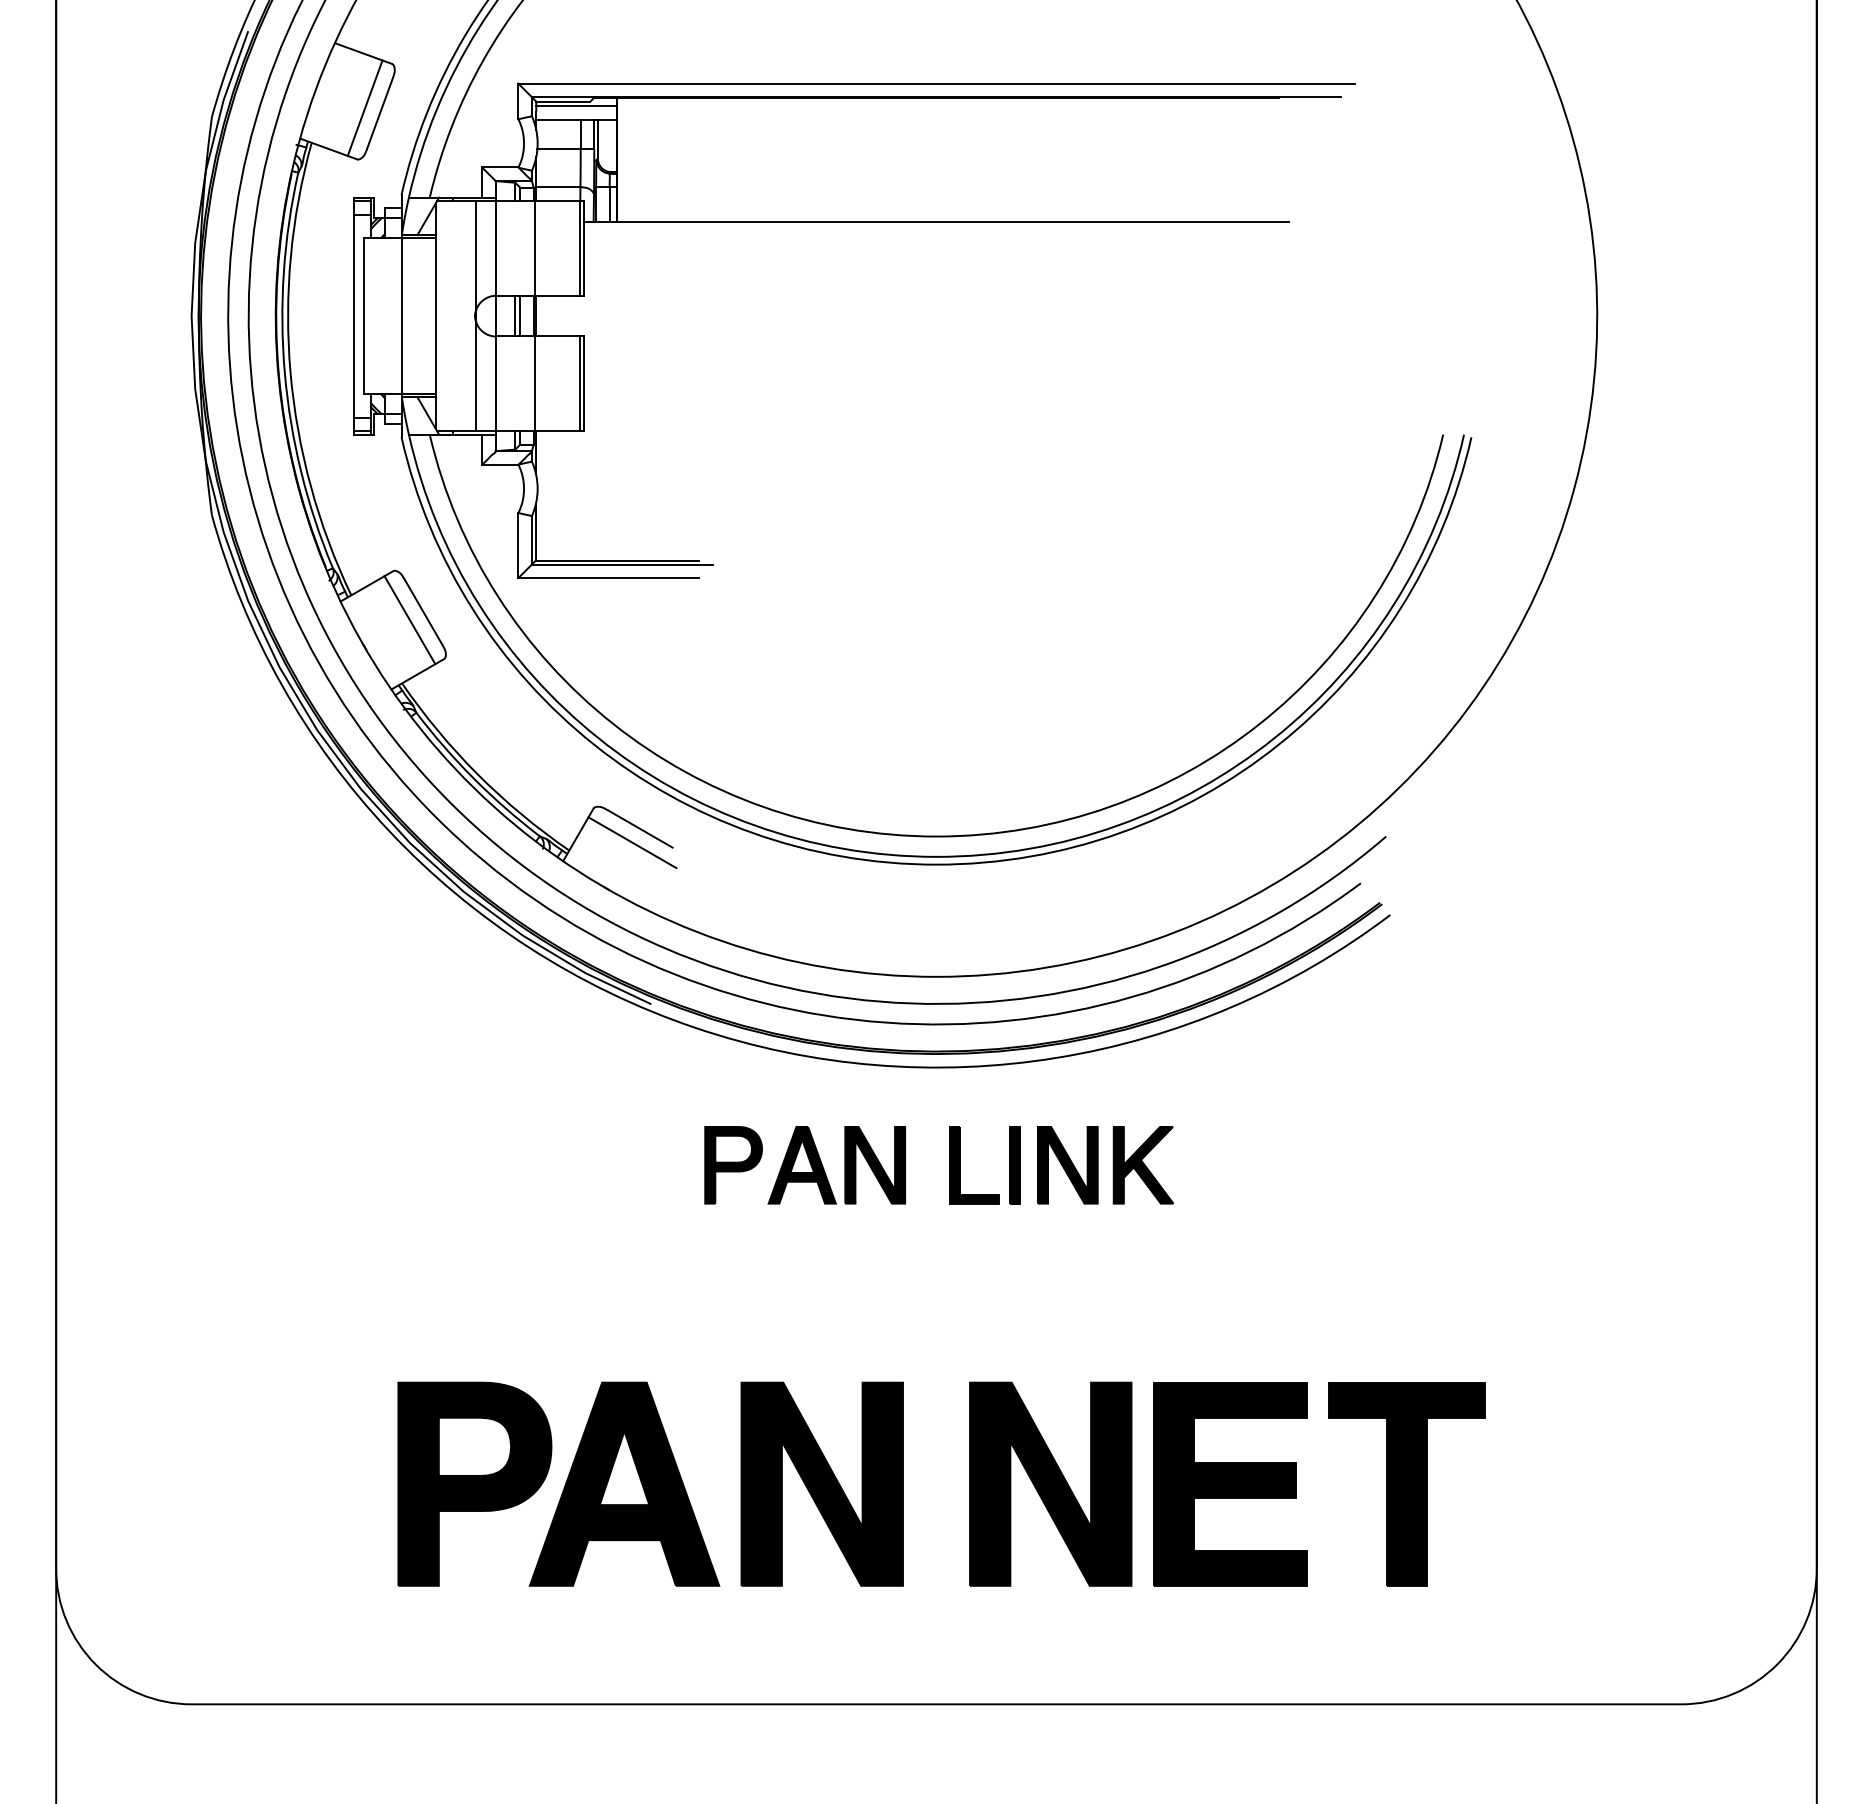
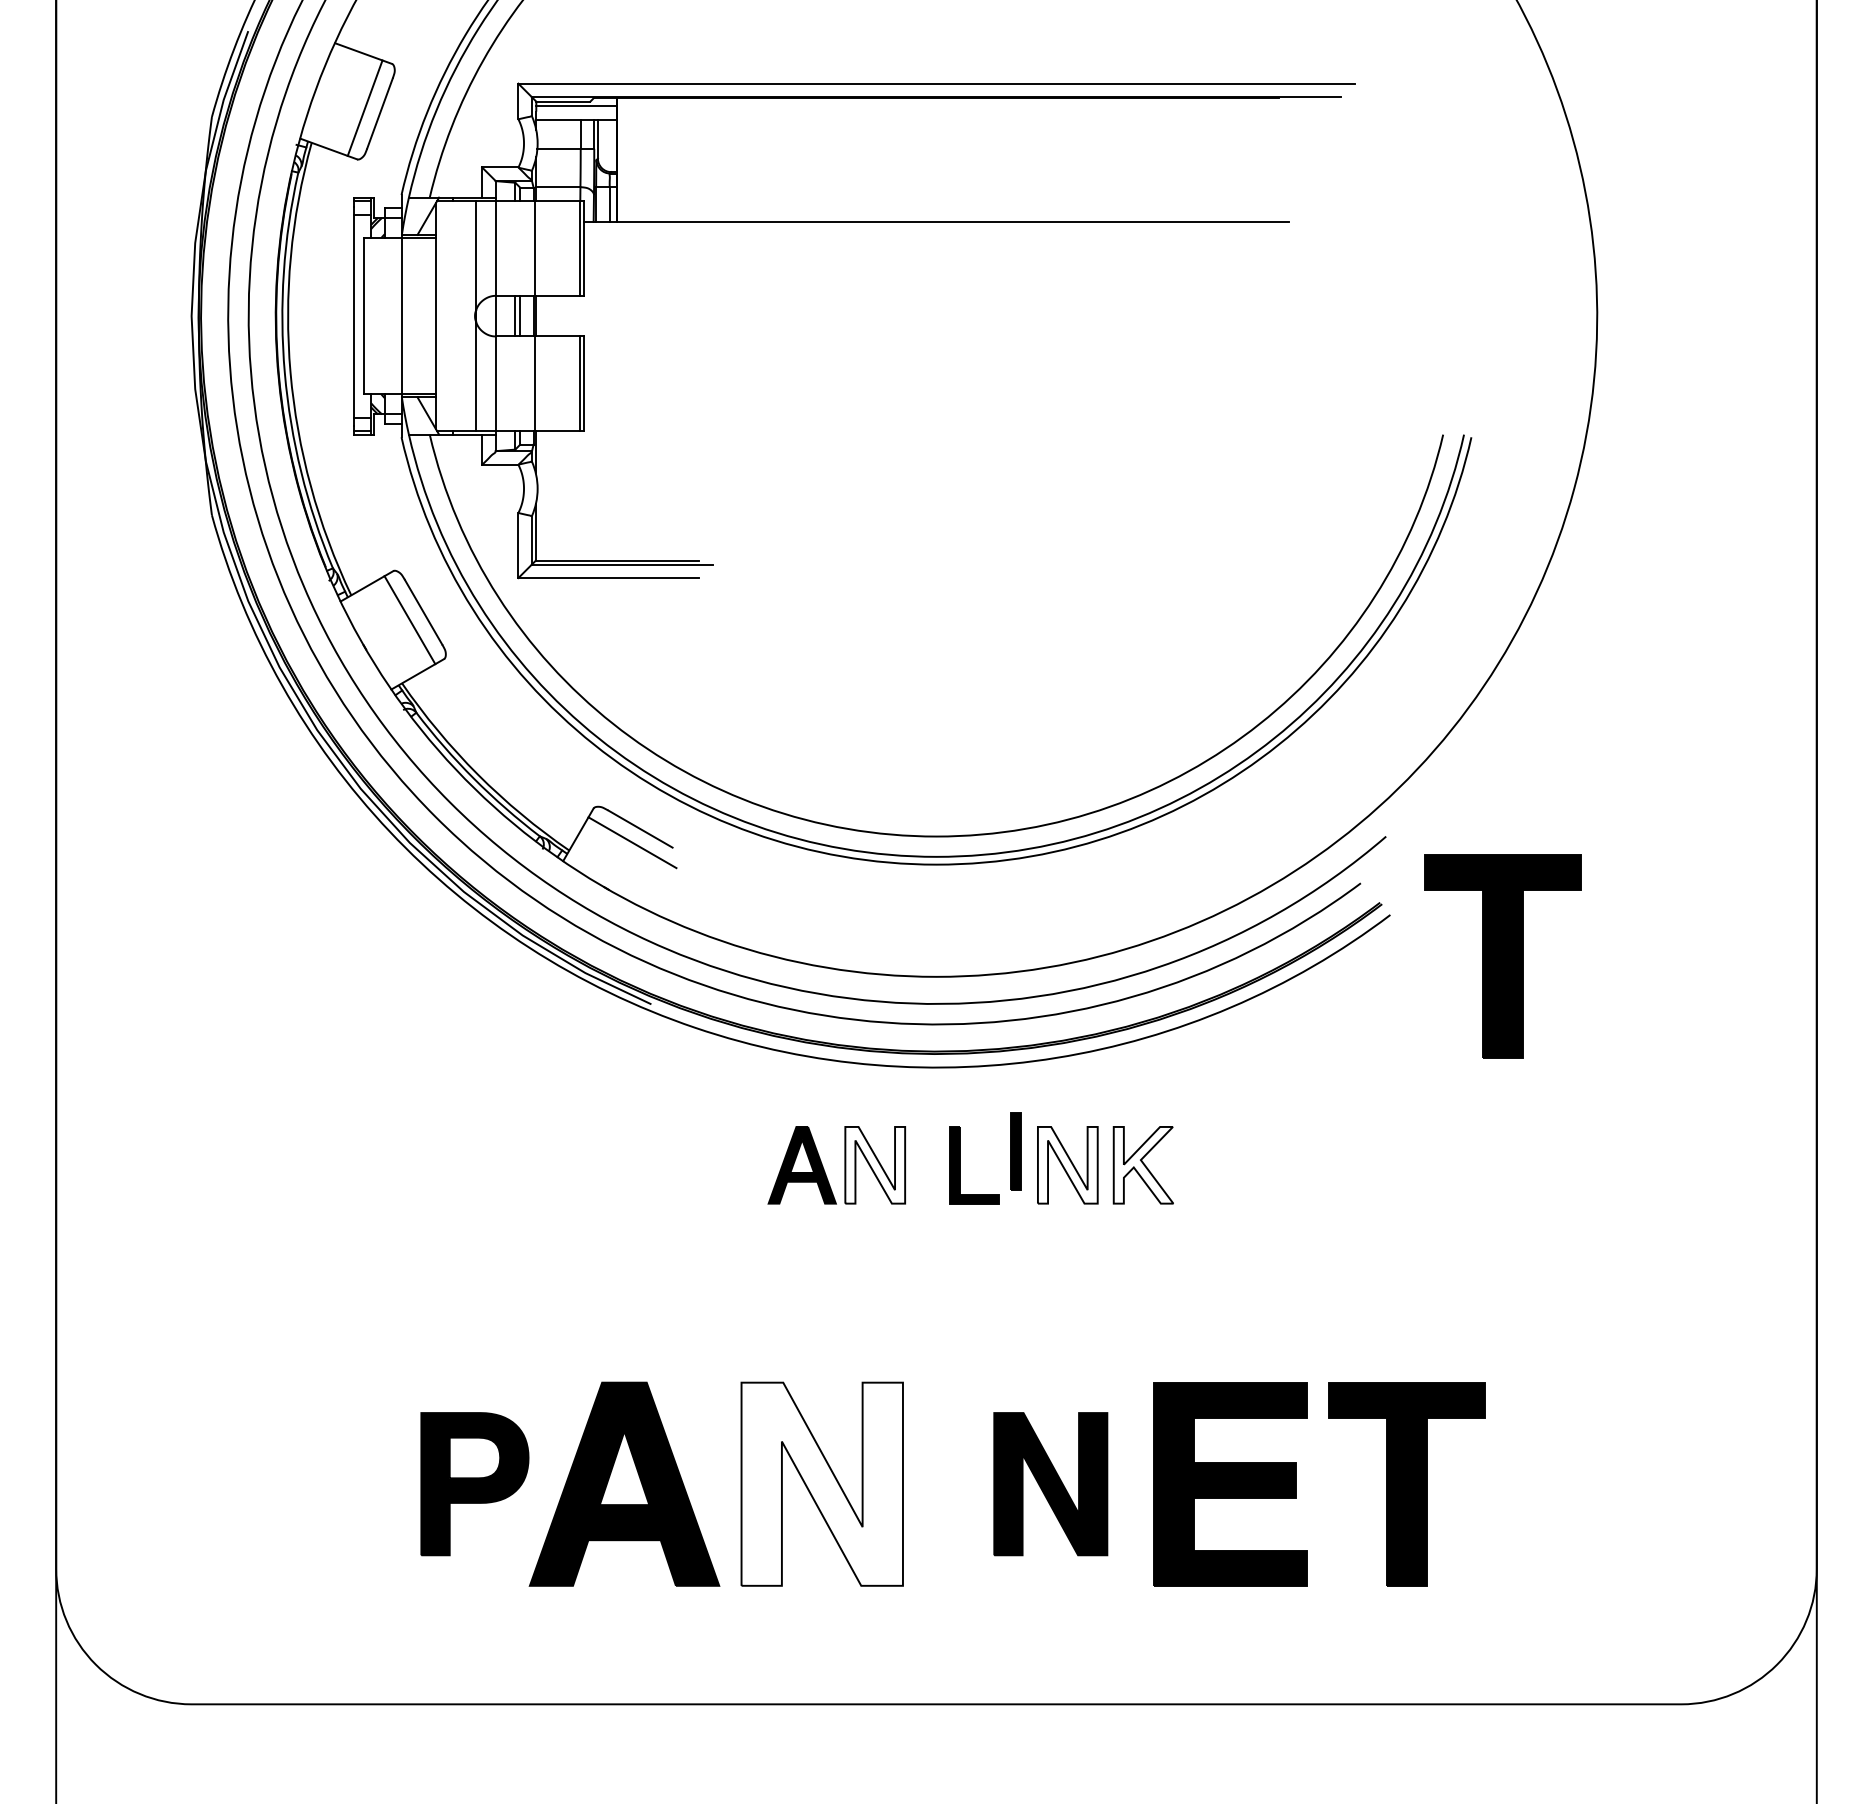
part: none -> present (1502, 956)
fill: present -> none (875, 1164)
fill: present -> none (1067, 1164)
fill: present -> none (1143, 1164)
part: present -> none (733, 1165)
part position: (1014, 1165) -> (1015, 1151) (1015, 1151)
part size: 156x206 px -> 110x145 px (474, 1484)
fill: present -> none (821, 1483)
part size: 164x206 px -> 116x145 px (1050, 1484)
